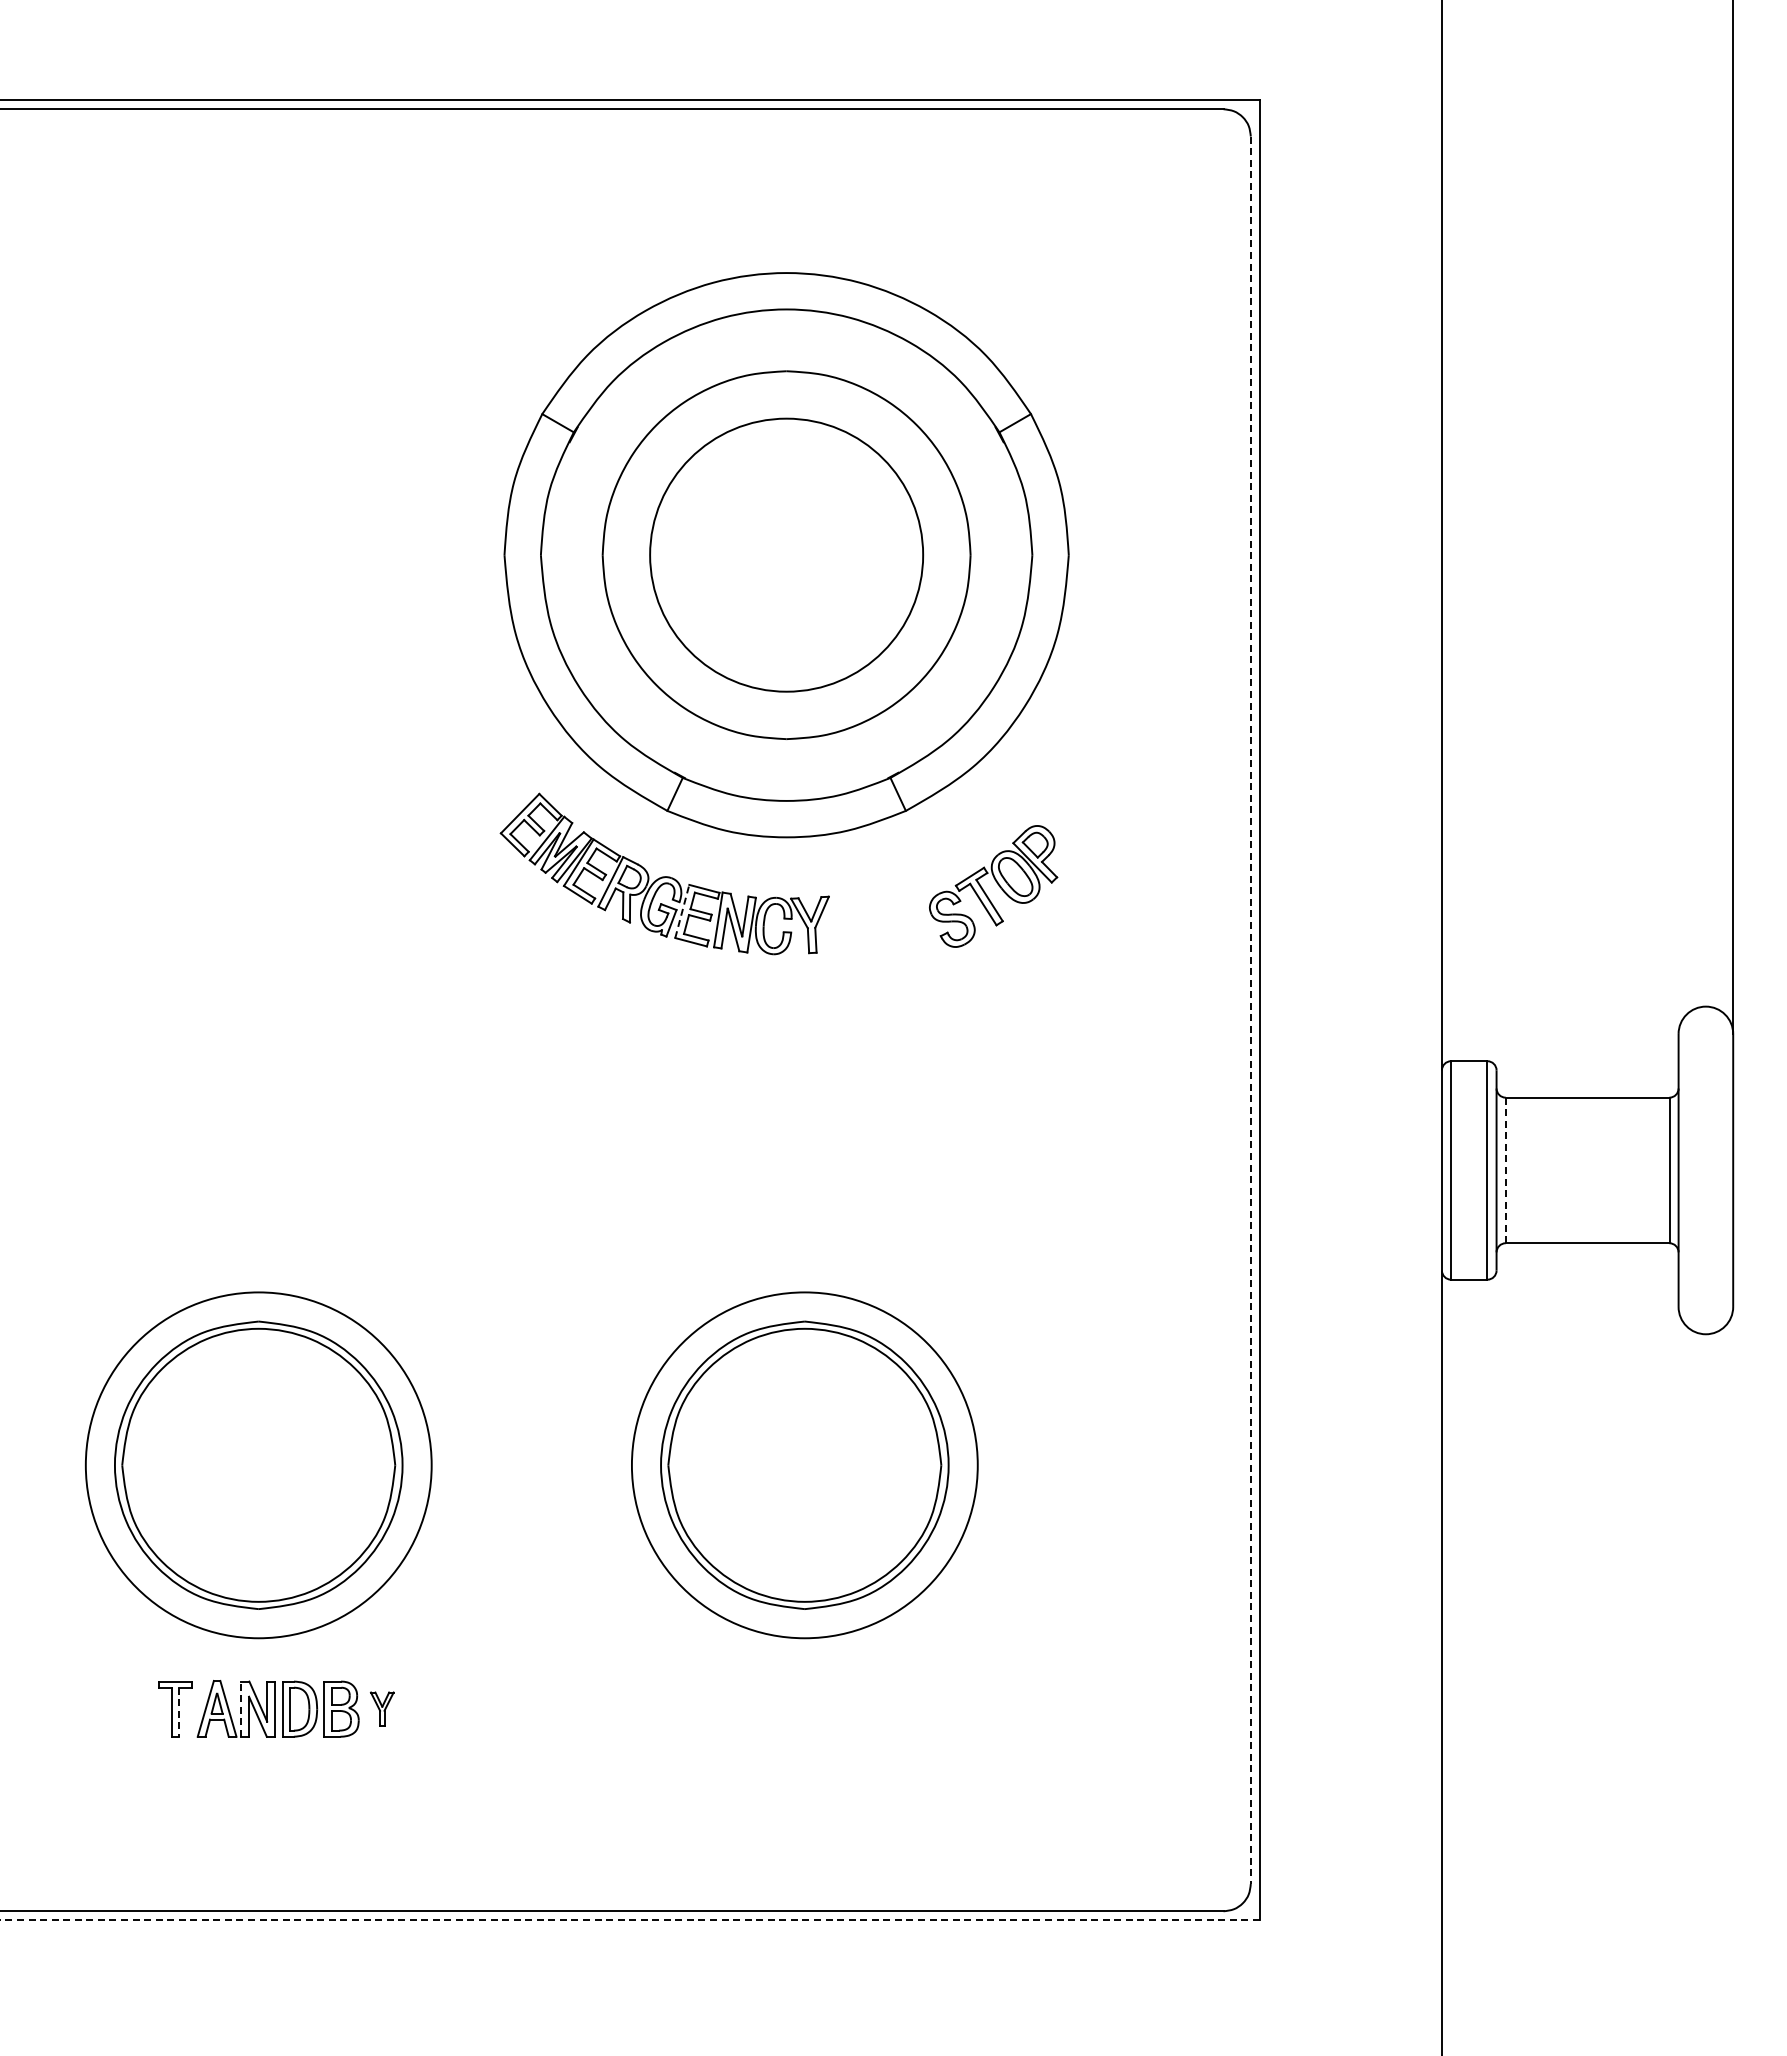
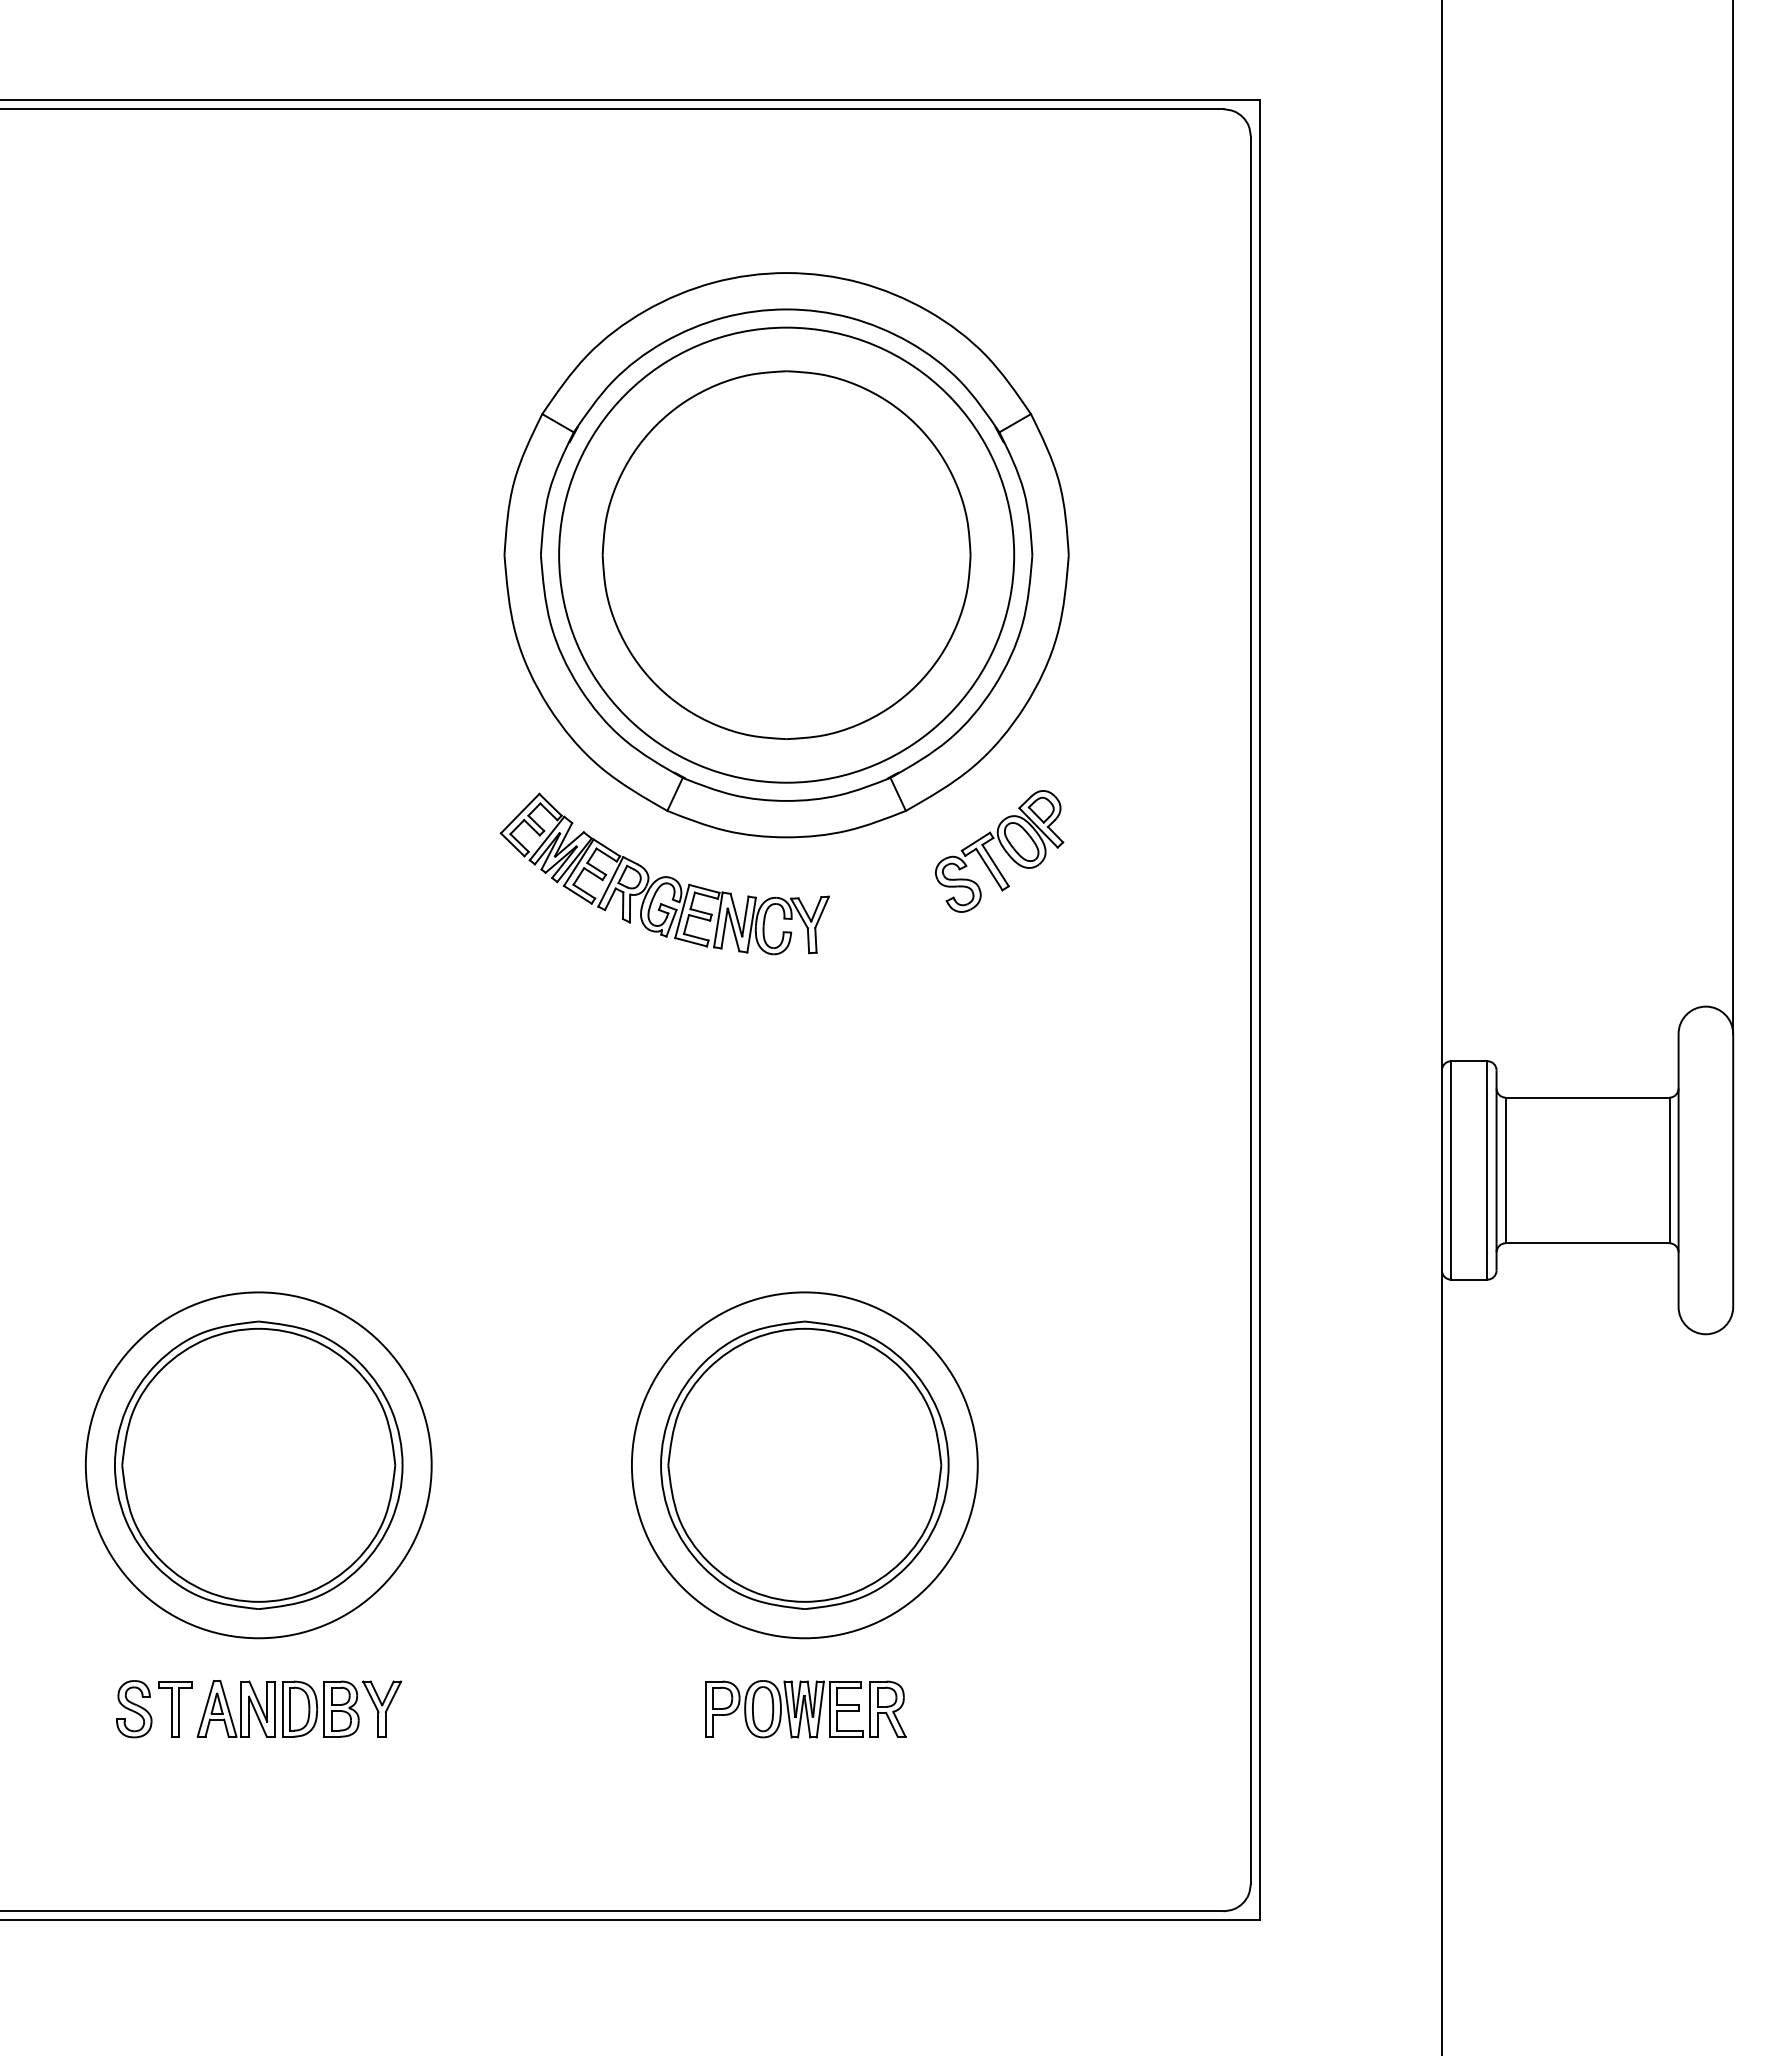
circle diameter: 273 px -> 455 px (786, 554)
part position: (993, 886) -> (999, 851) (999, 851)
line: dashed -> solid (682, 911)
line: dashed -> solid (1250, 1010)
line: dashed -> solid (1505, 1170)
part size: 25x36 px -> 41x58 px (382, 1708)
part: none -> present (134, 1709)
line: dashed -> solid (241, 1709)
part: none -> present (805, 1709)
line: dashed -> solid (179, 1712)
line: dashed -> solid (630, 1920)
